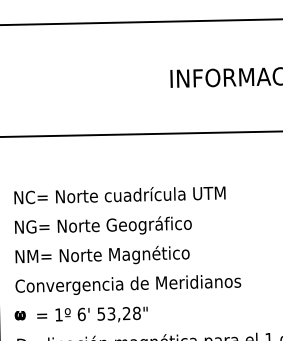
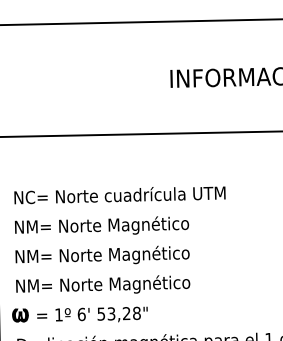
text: NG= Norte Geográfico -> NM= Norte Magnético (108, 225)
text: Convergencia de Meridianos -> NM= Norte Magnético (128, 284)
part size: 12x10 px -> 17x15 px (20, 315)
